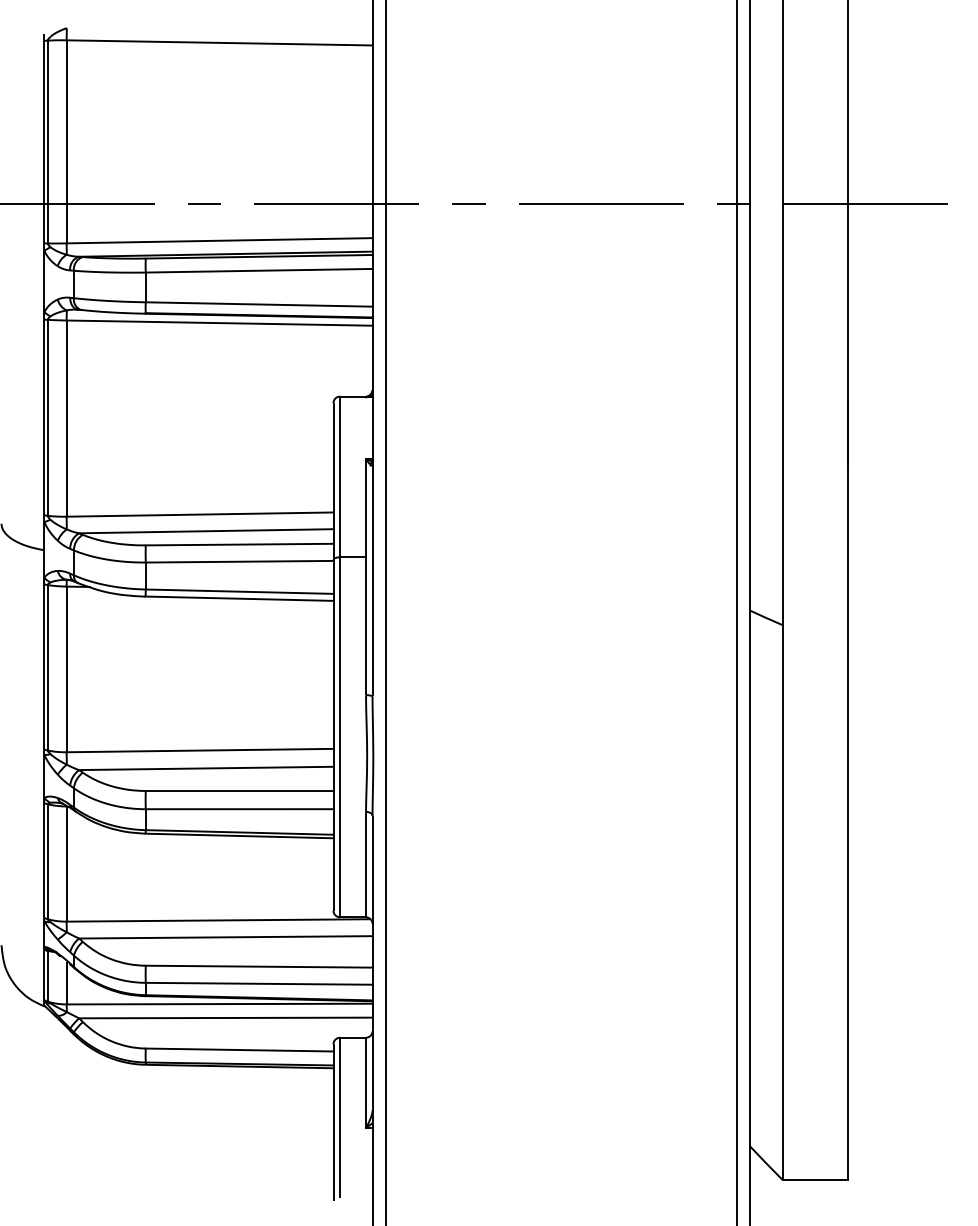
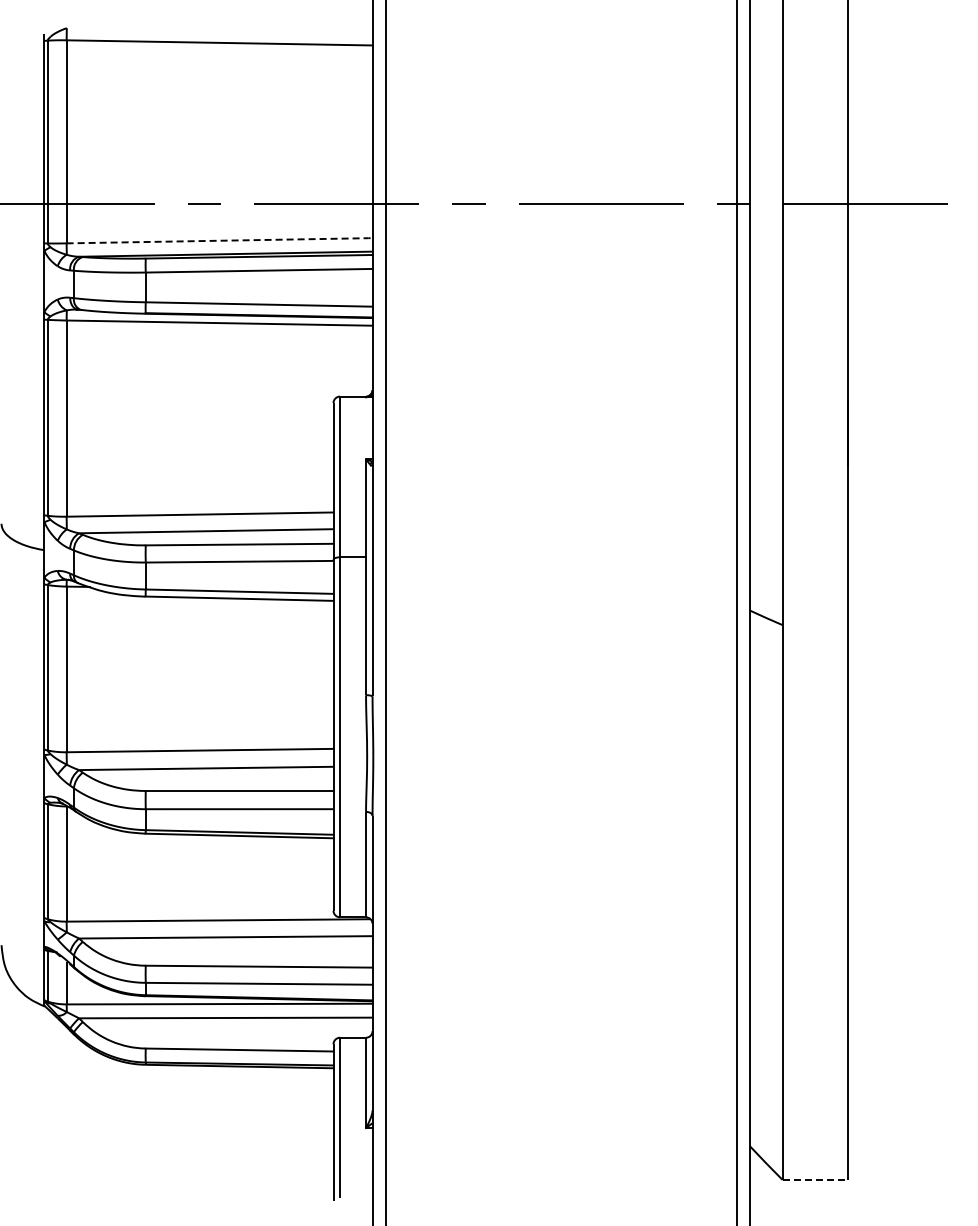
line: solid -> dashed (220, 240)
line: solid -> dashed (815, 1179)
